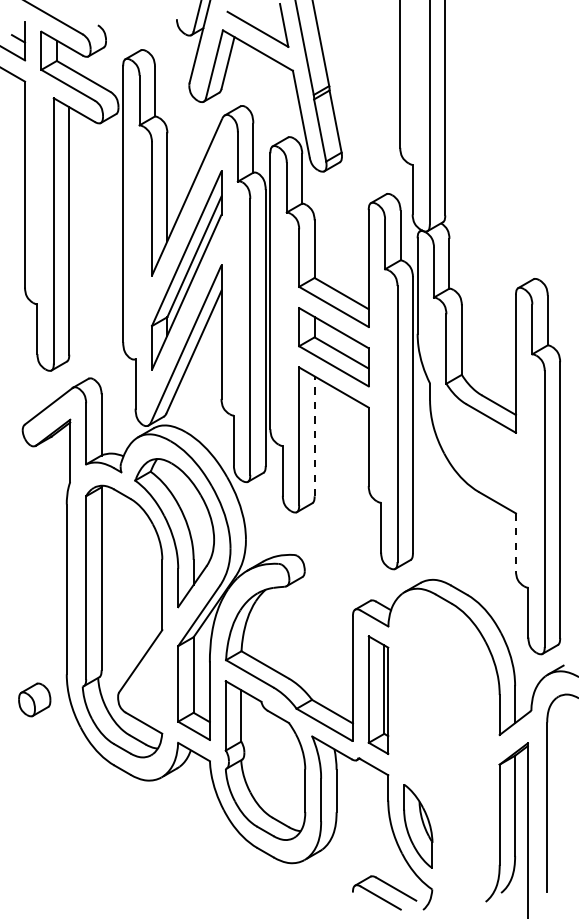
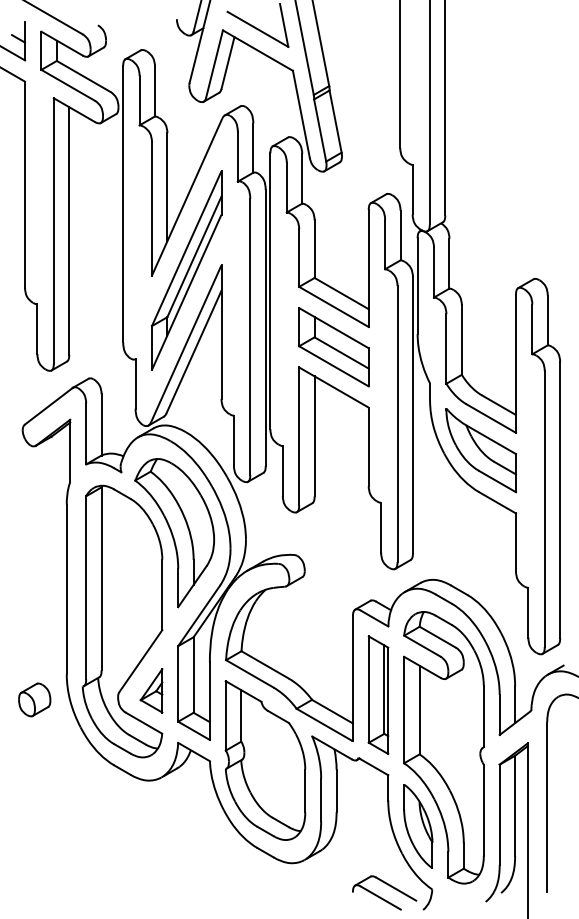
line: dashed -> solid (314, 436)
part: none -> present (480, 450)
line: dashed -> solid (515, 542)
part: none -> present (151, 690)
part: none -> present (443, 747)
